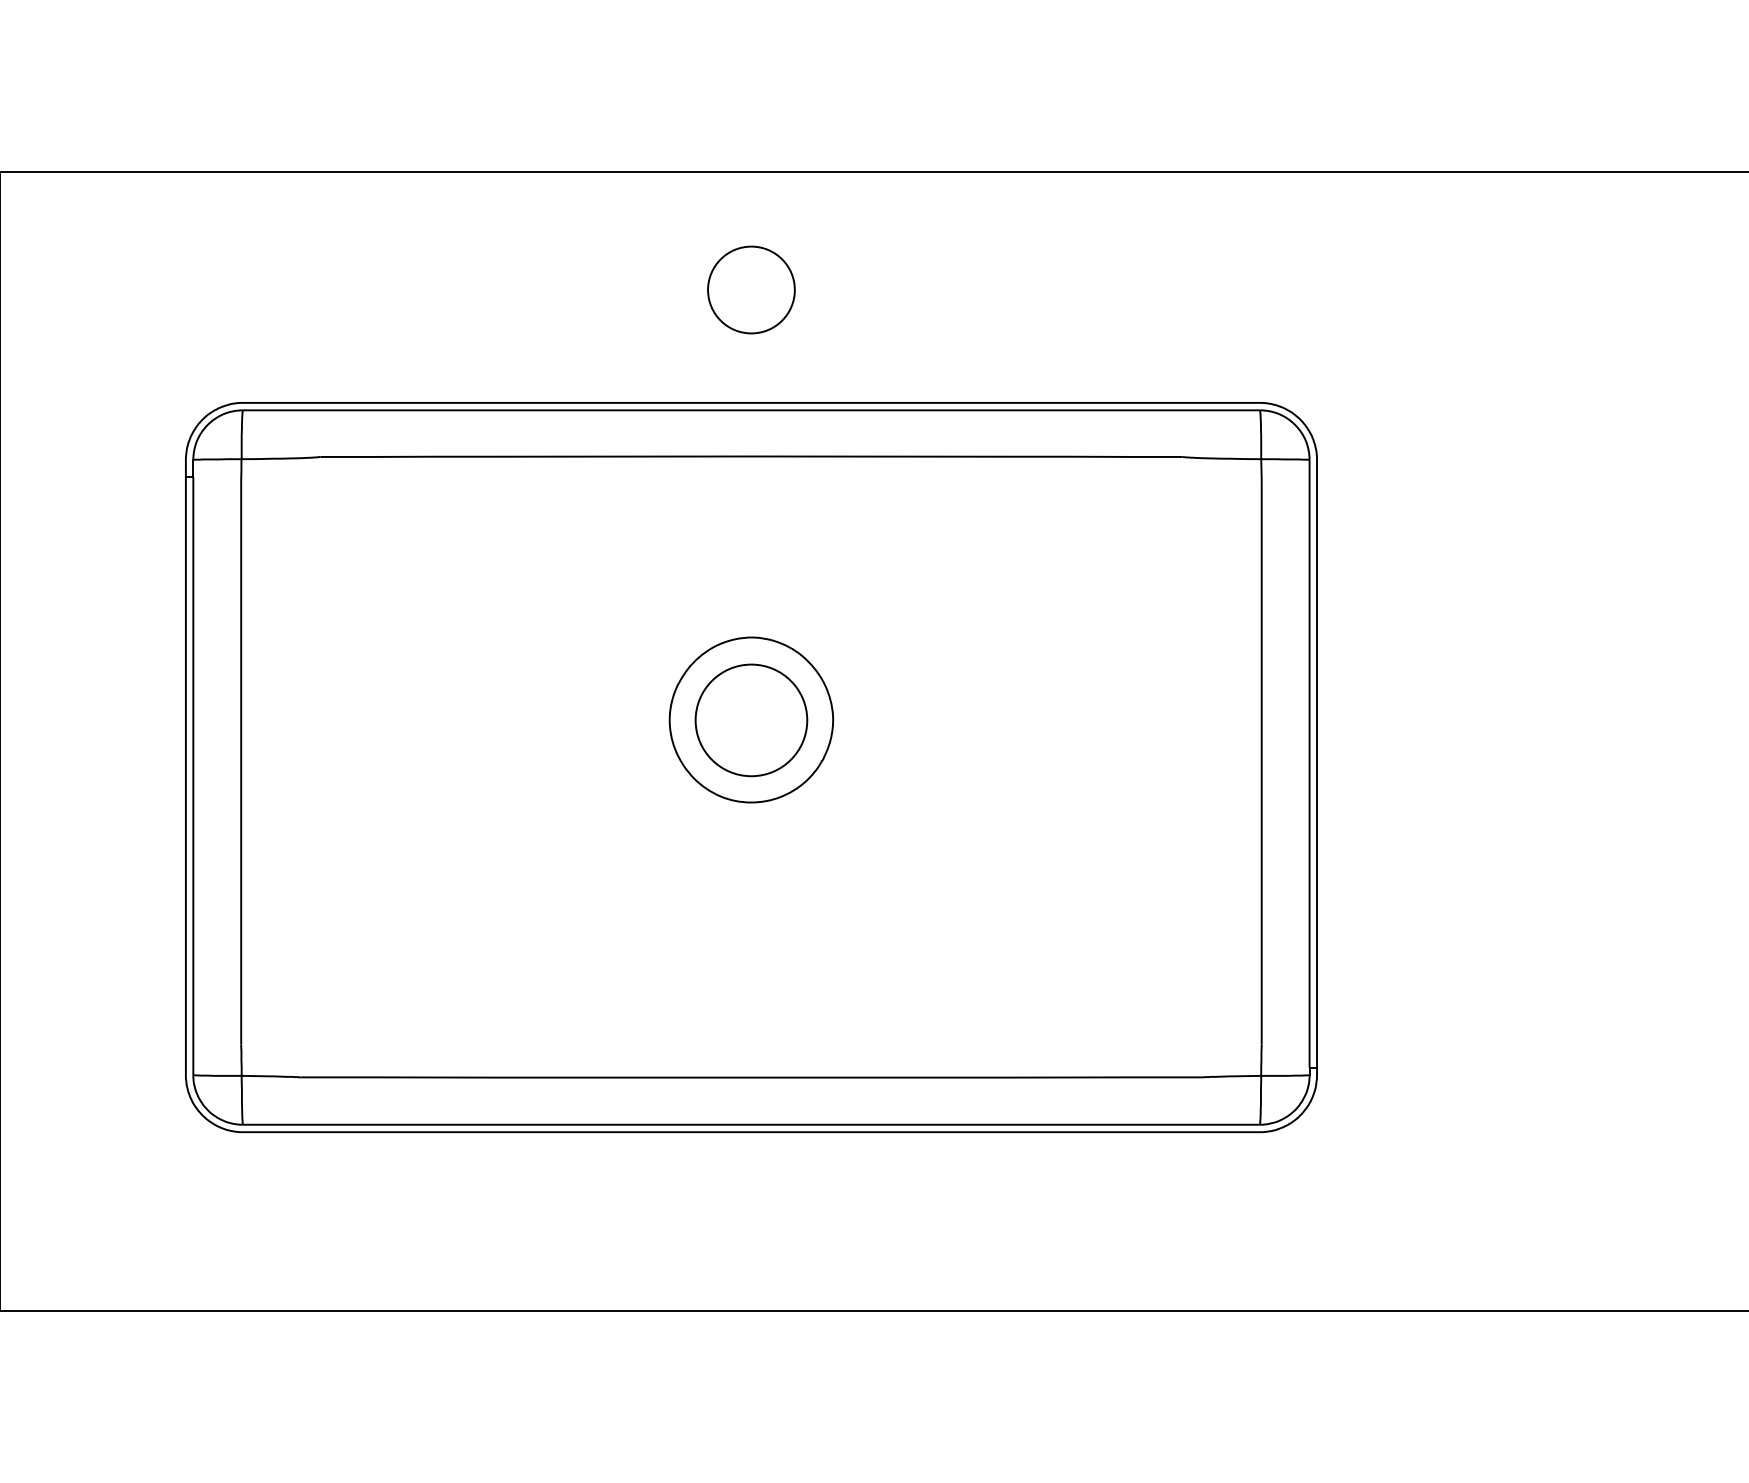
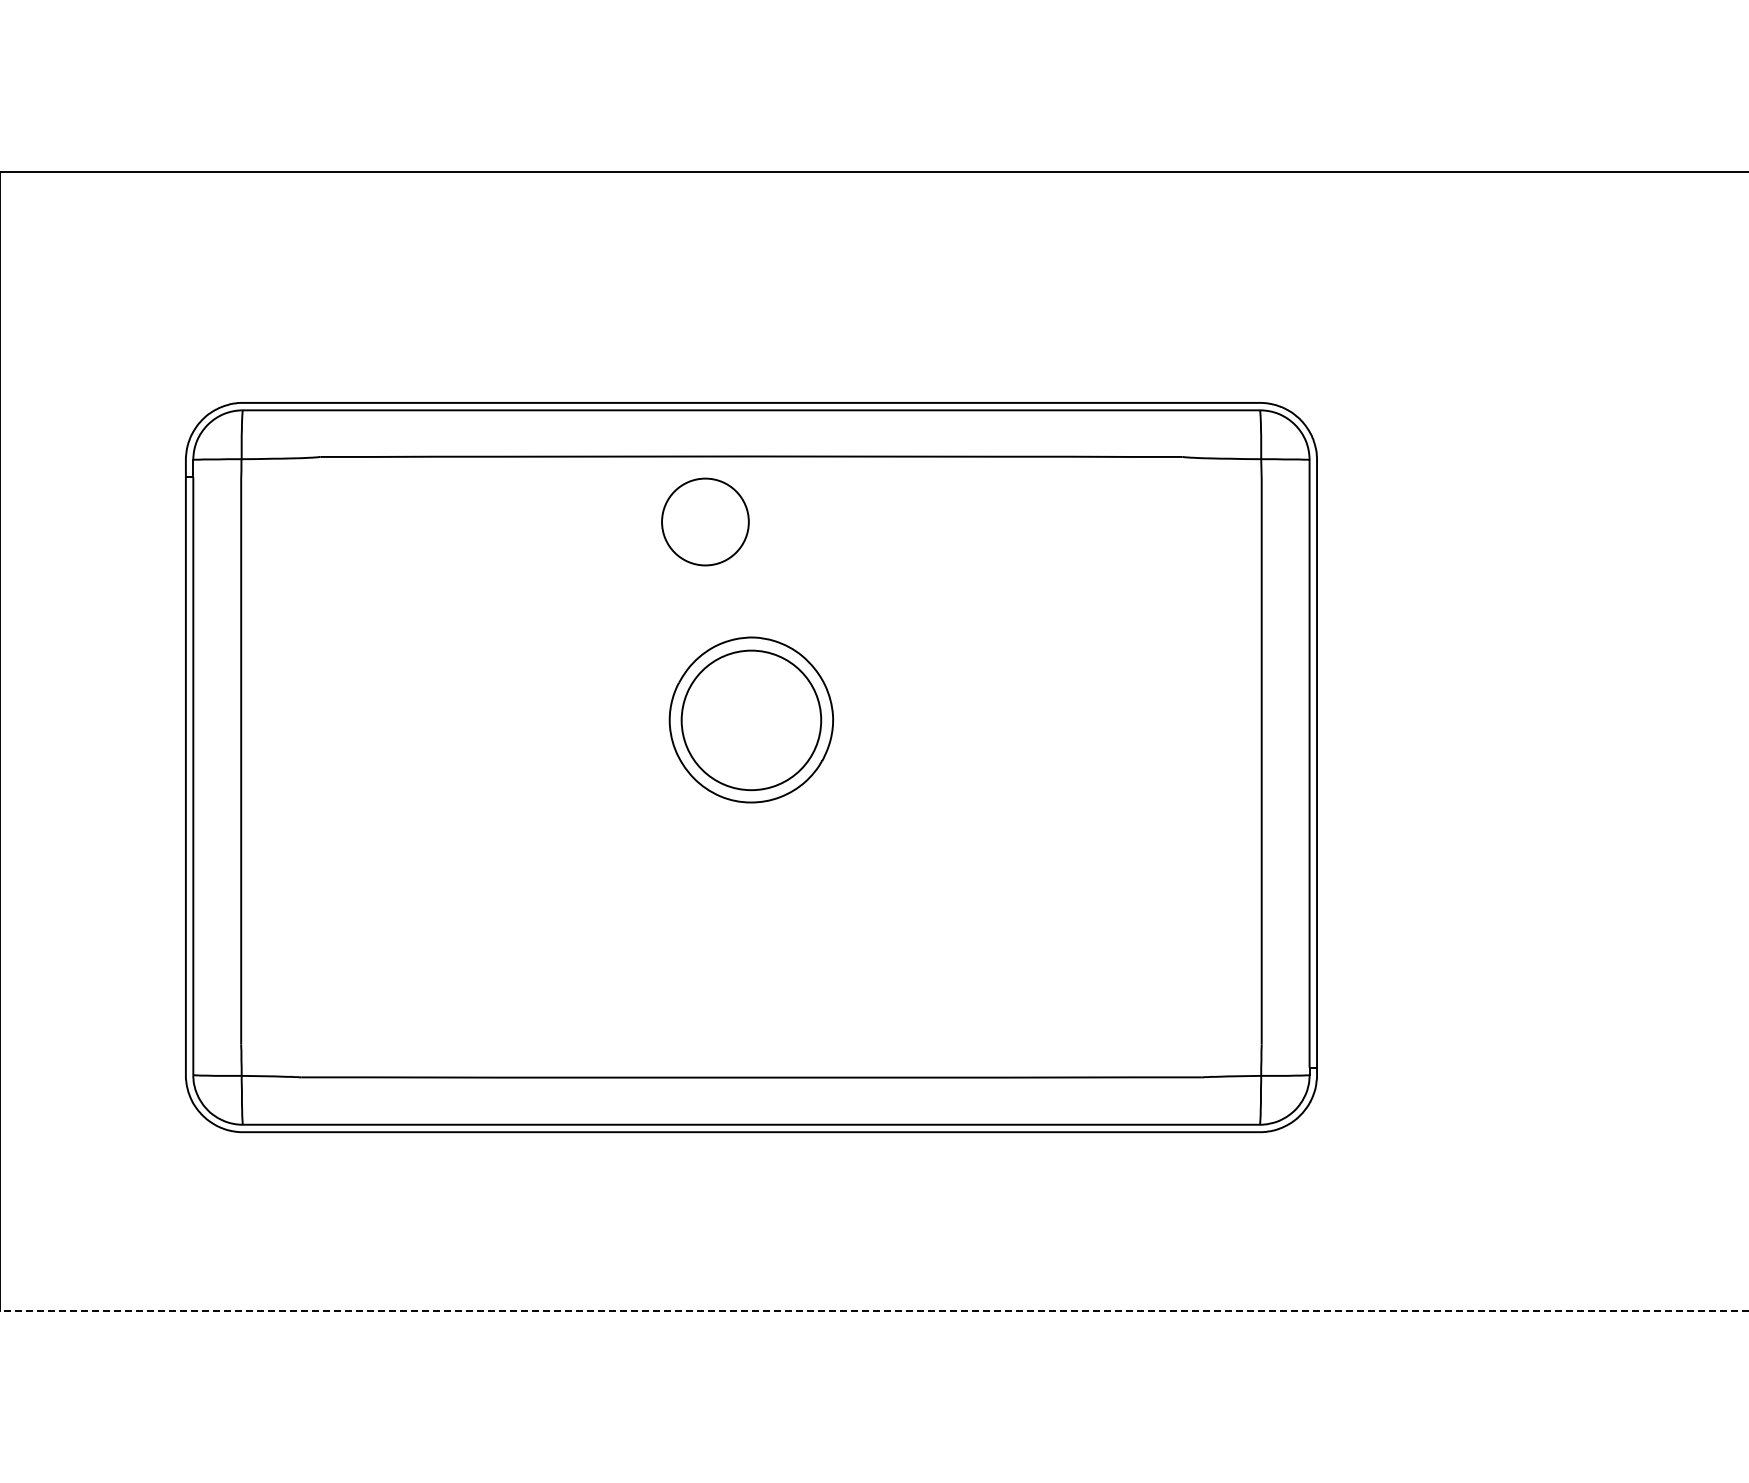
circle position: (751, 289) -> (705, 521) (705, 521)
circle diameter: 112 px -> 140 px (751, 720)
line: solid -> dashed (874, 1310)
